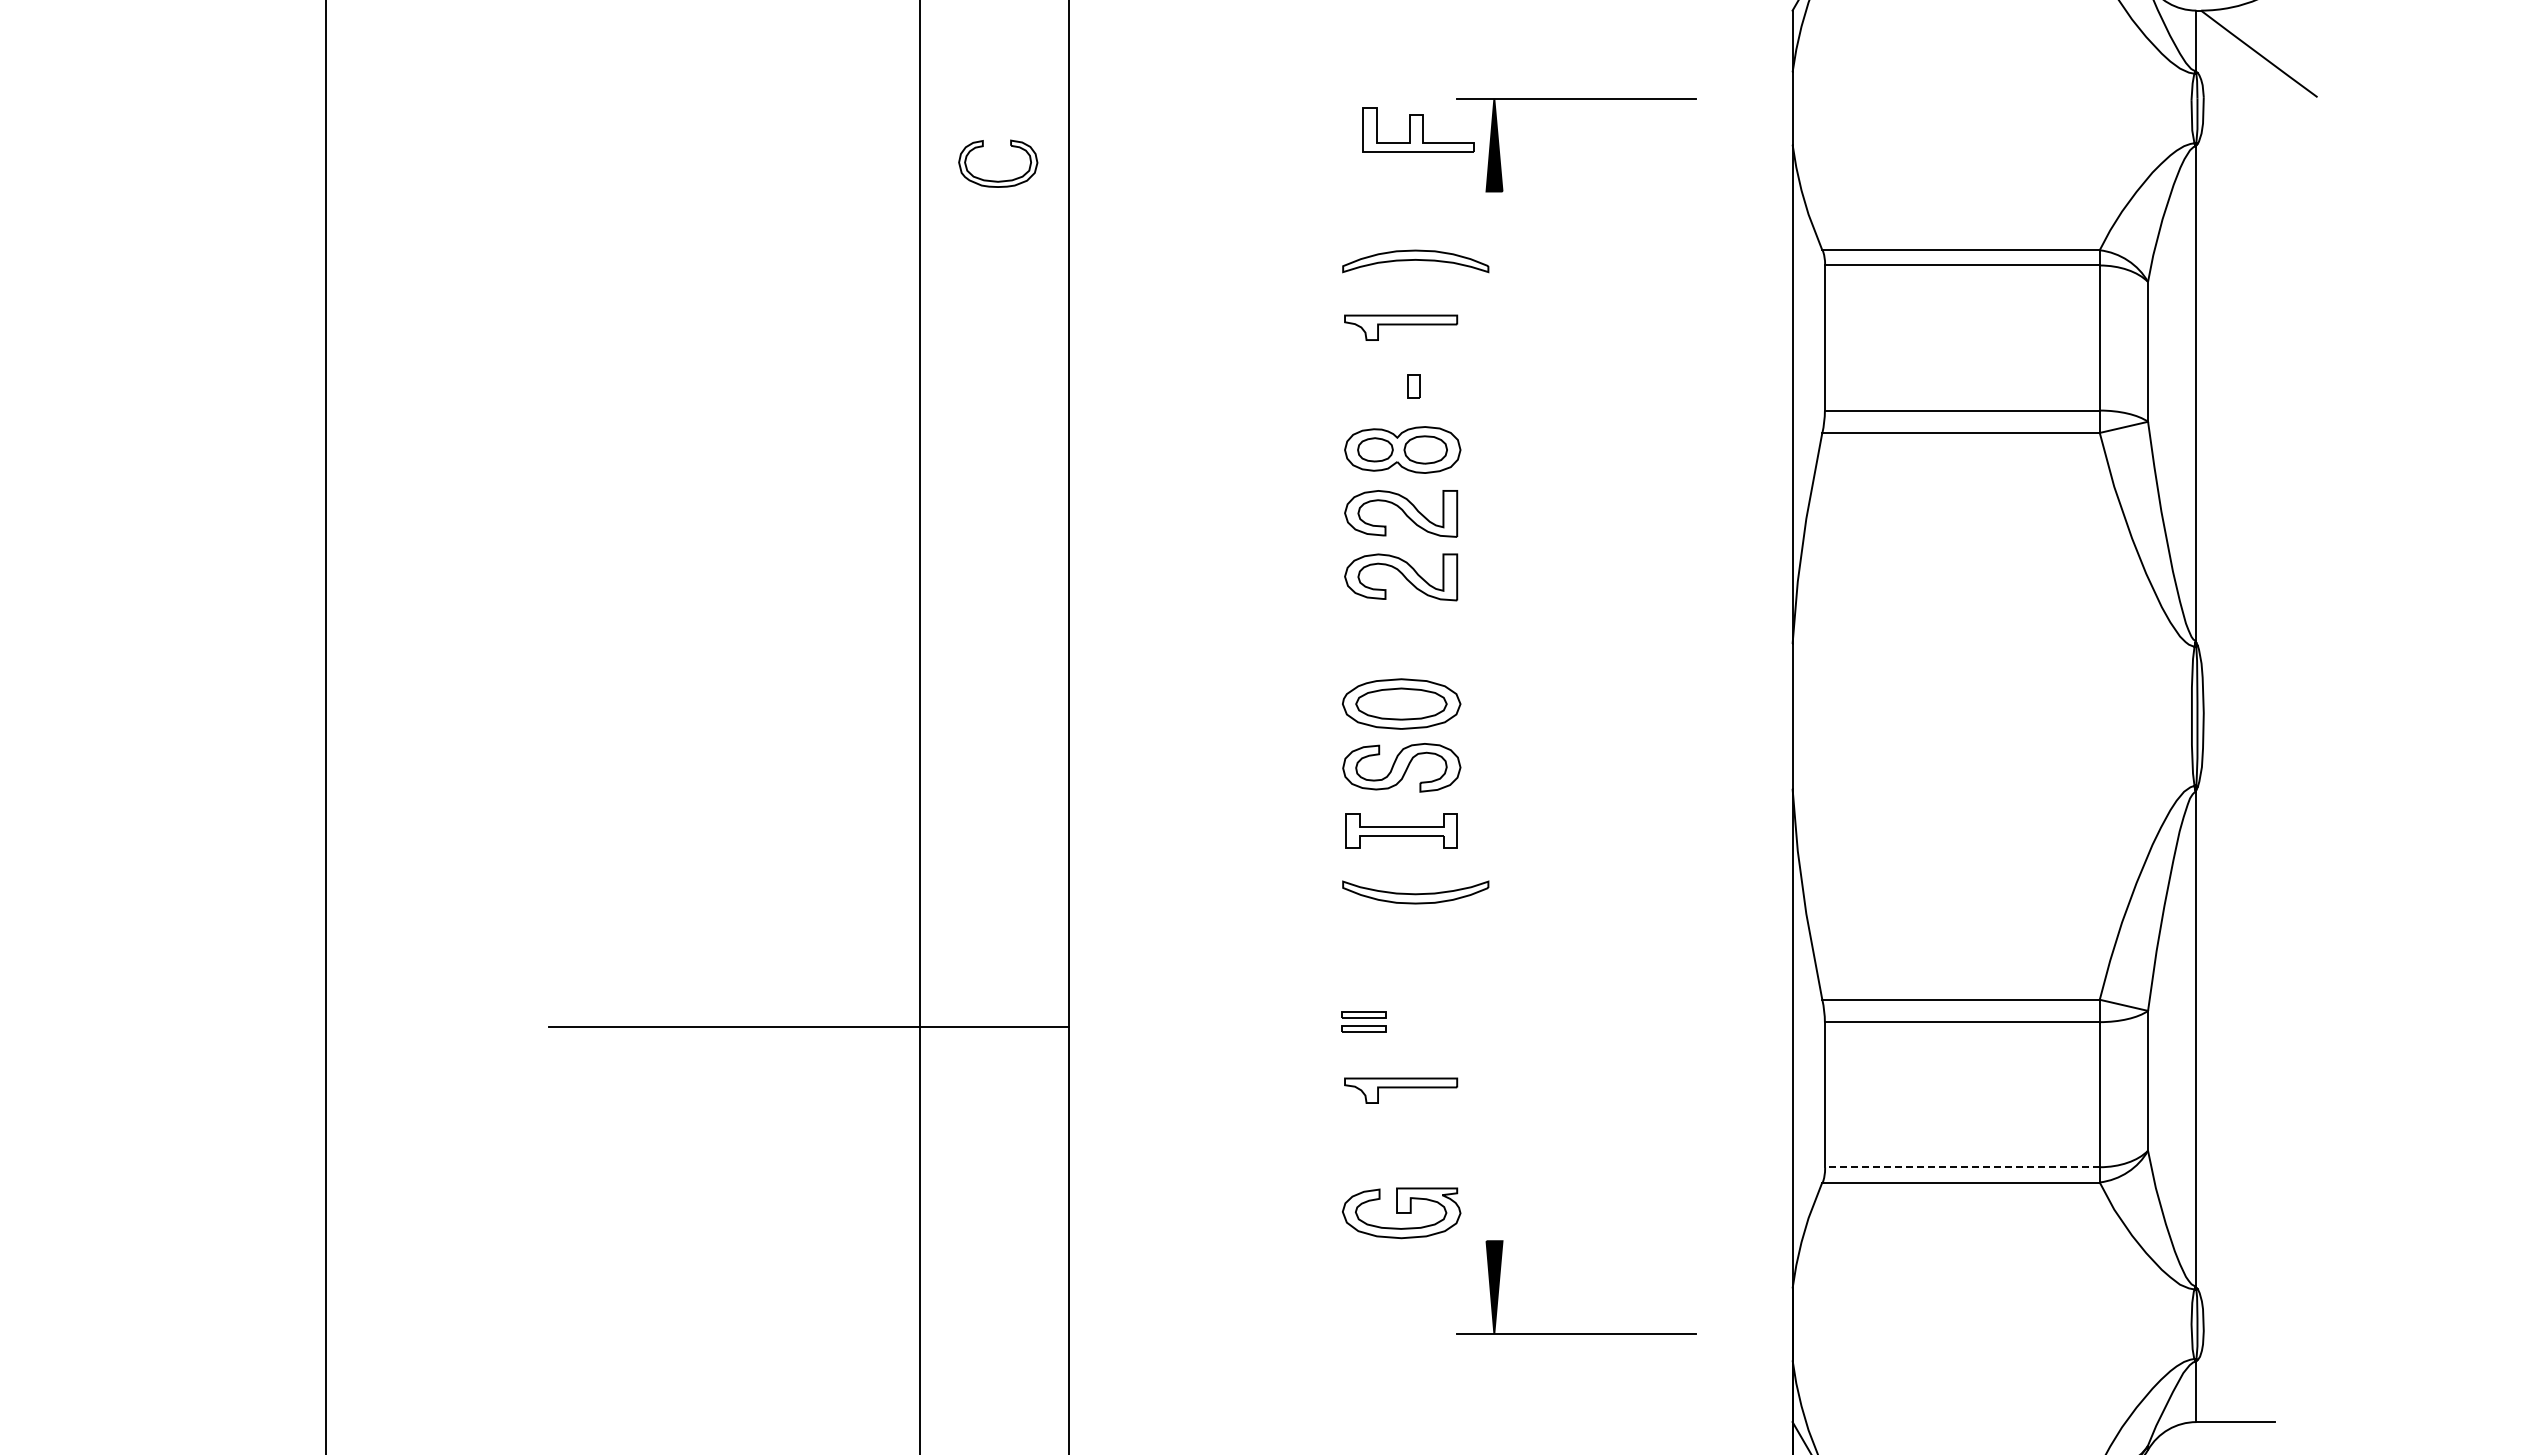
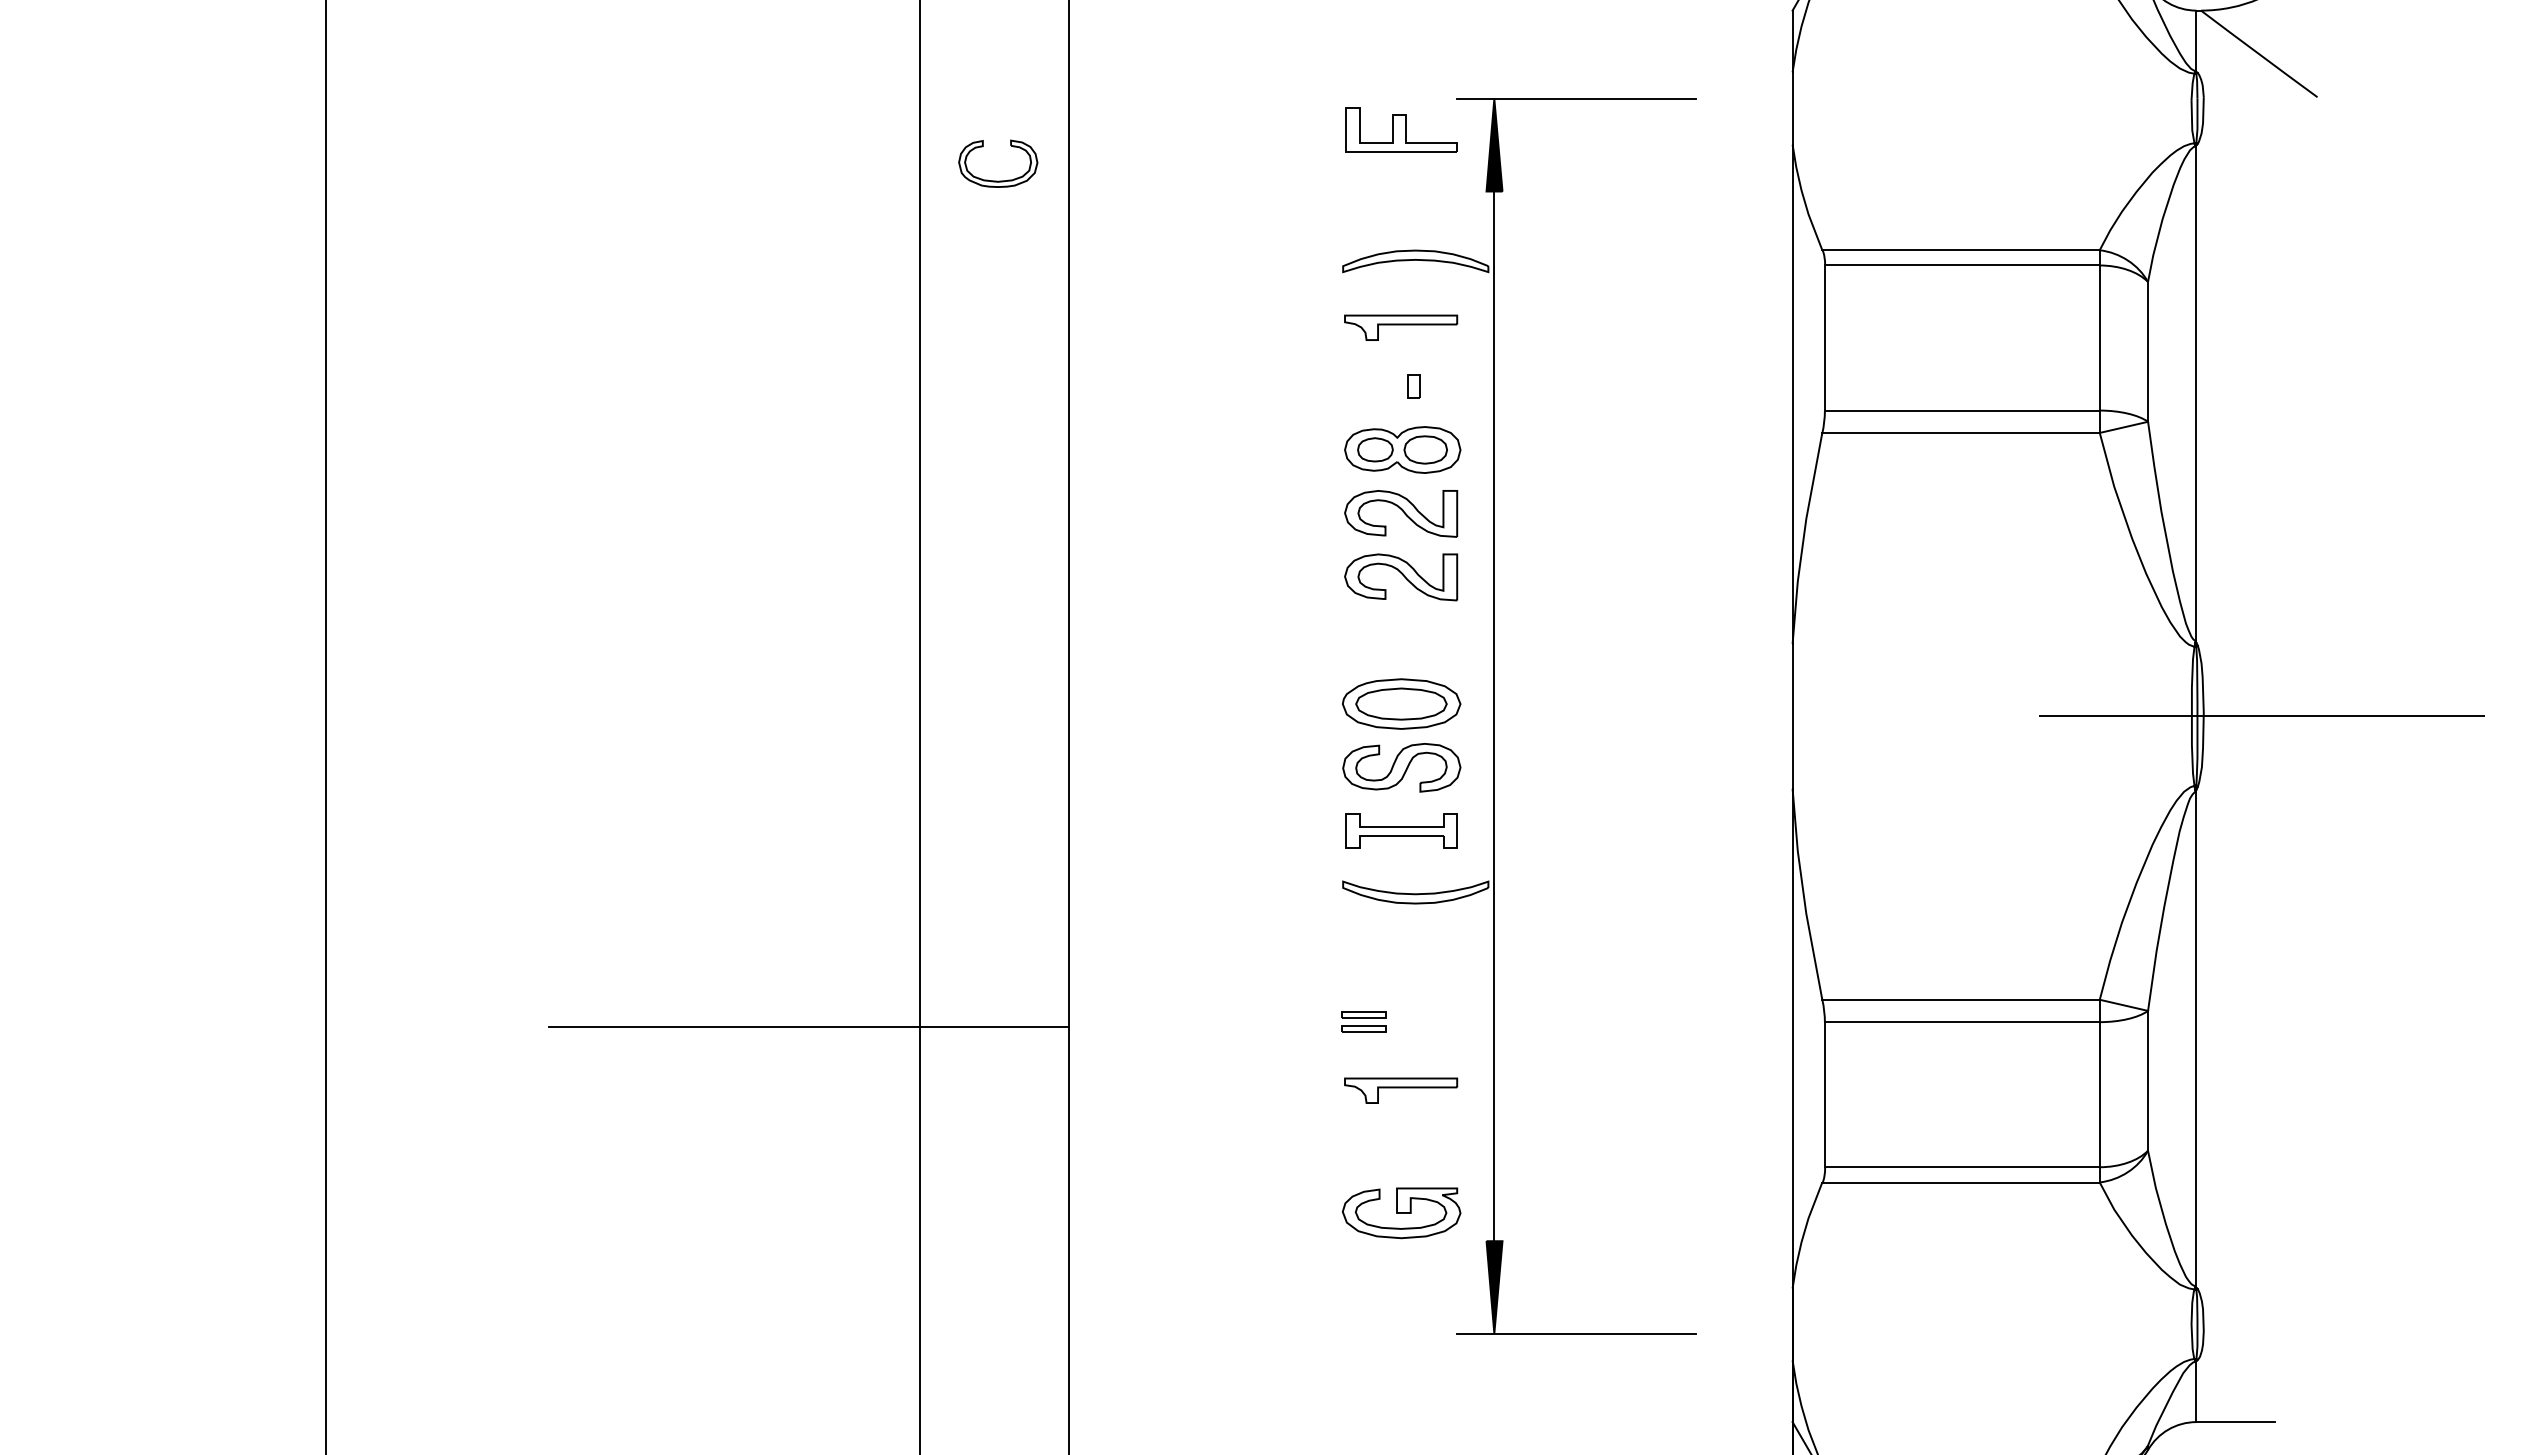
part position: (1418, 129) -> (1401, 129) (1401, 129)
line: none -> present (1494, 716)
line: none -> present (2286, 716)
line: dashed -> solid (1961, 1167)
